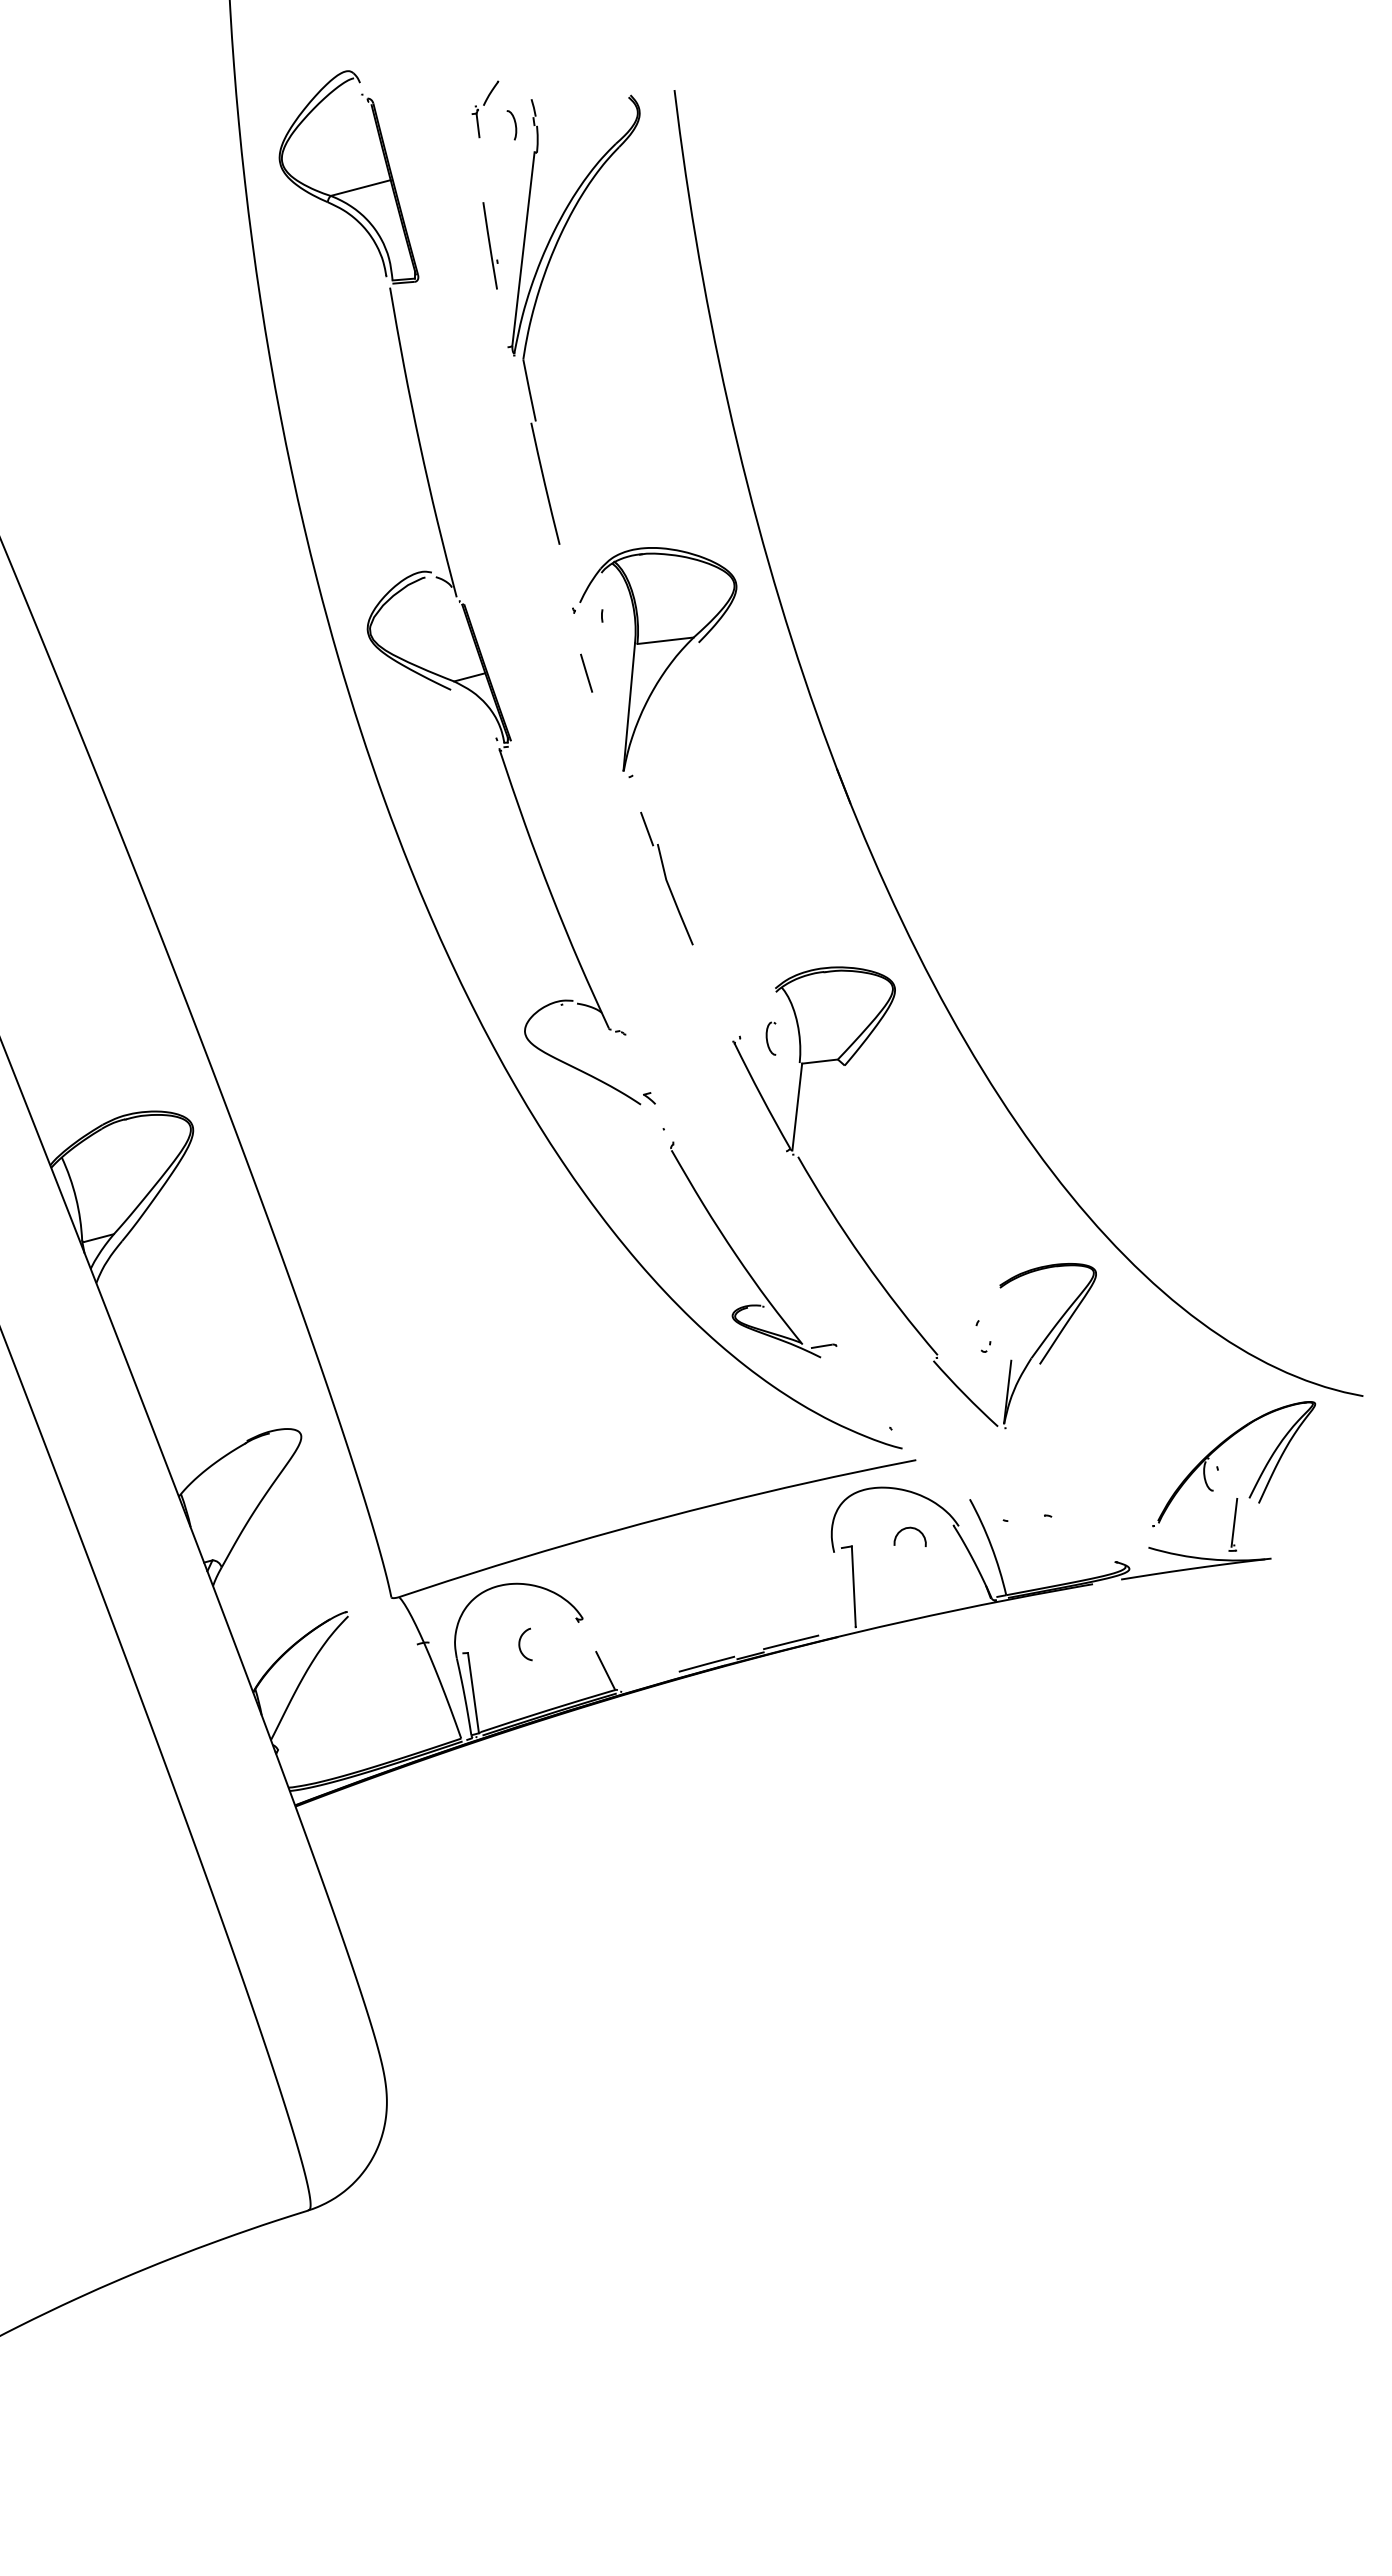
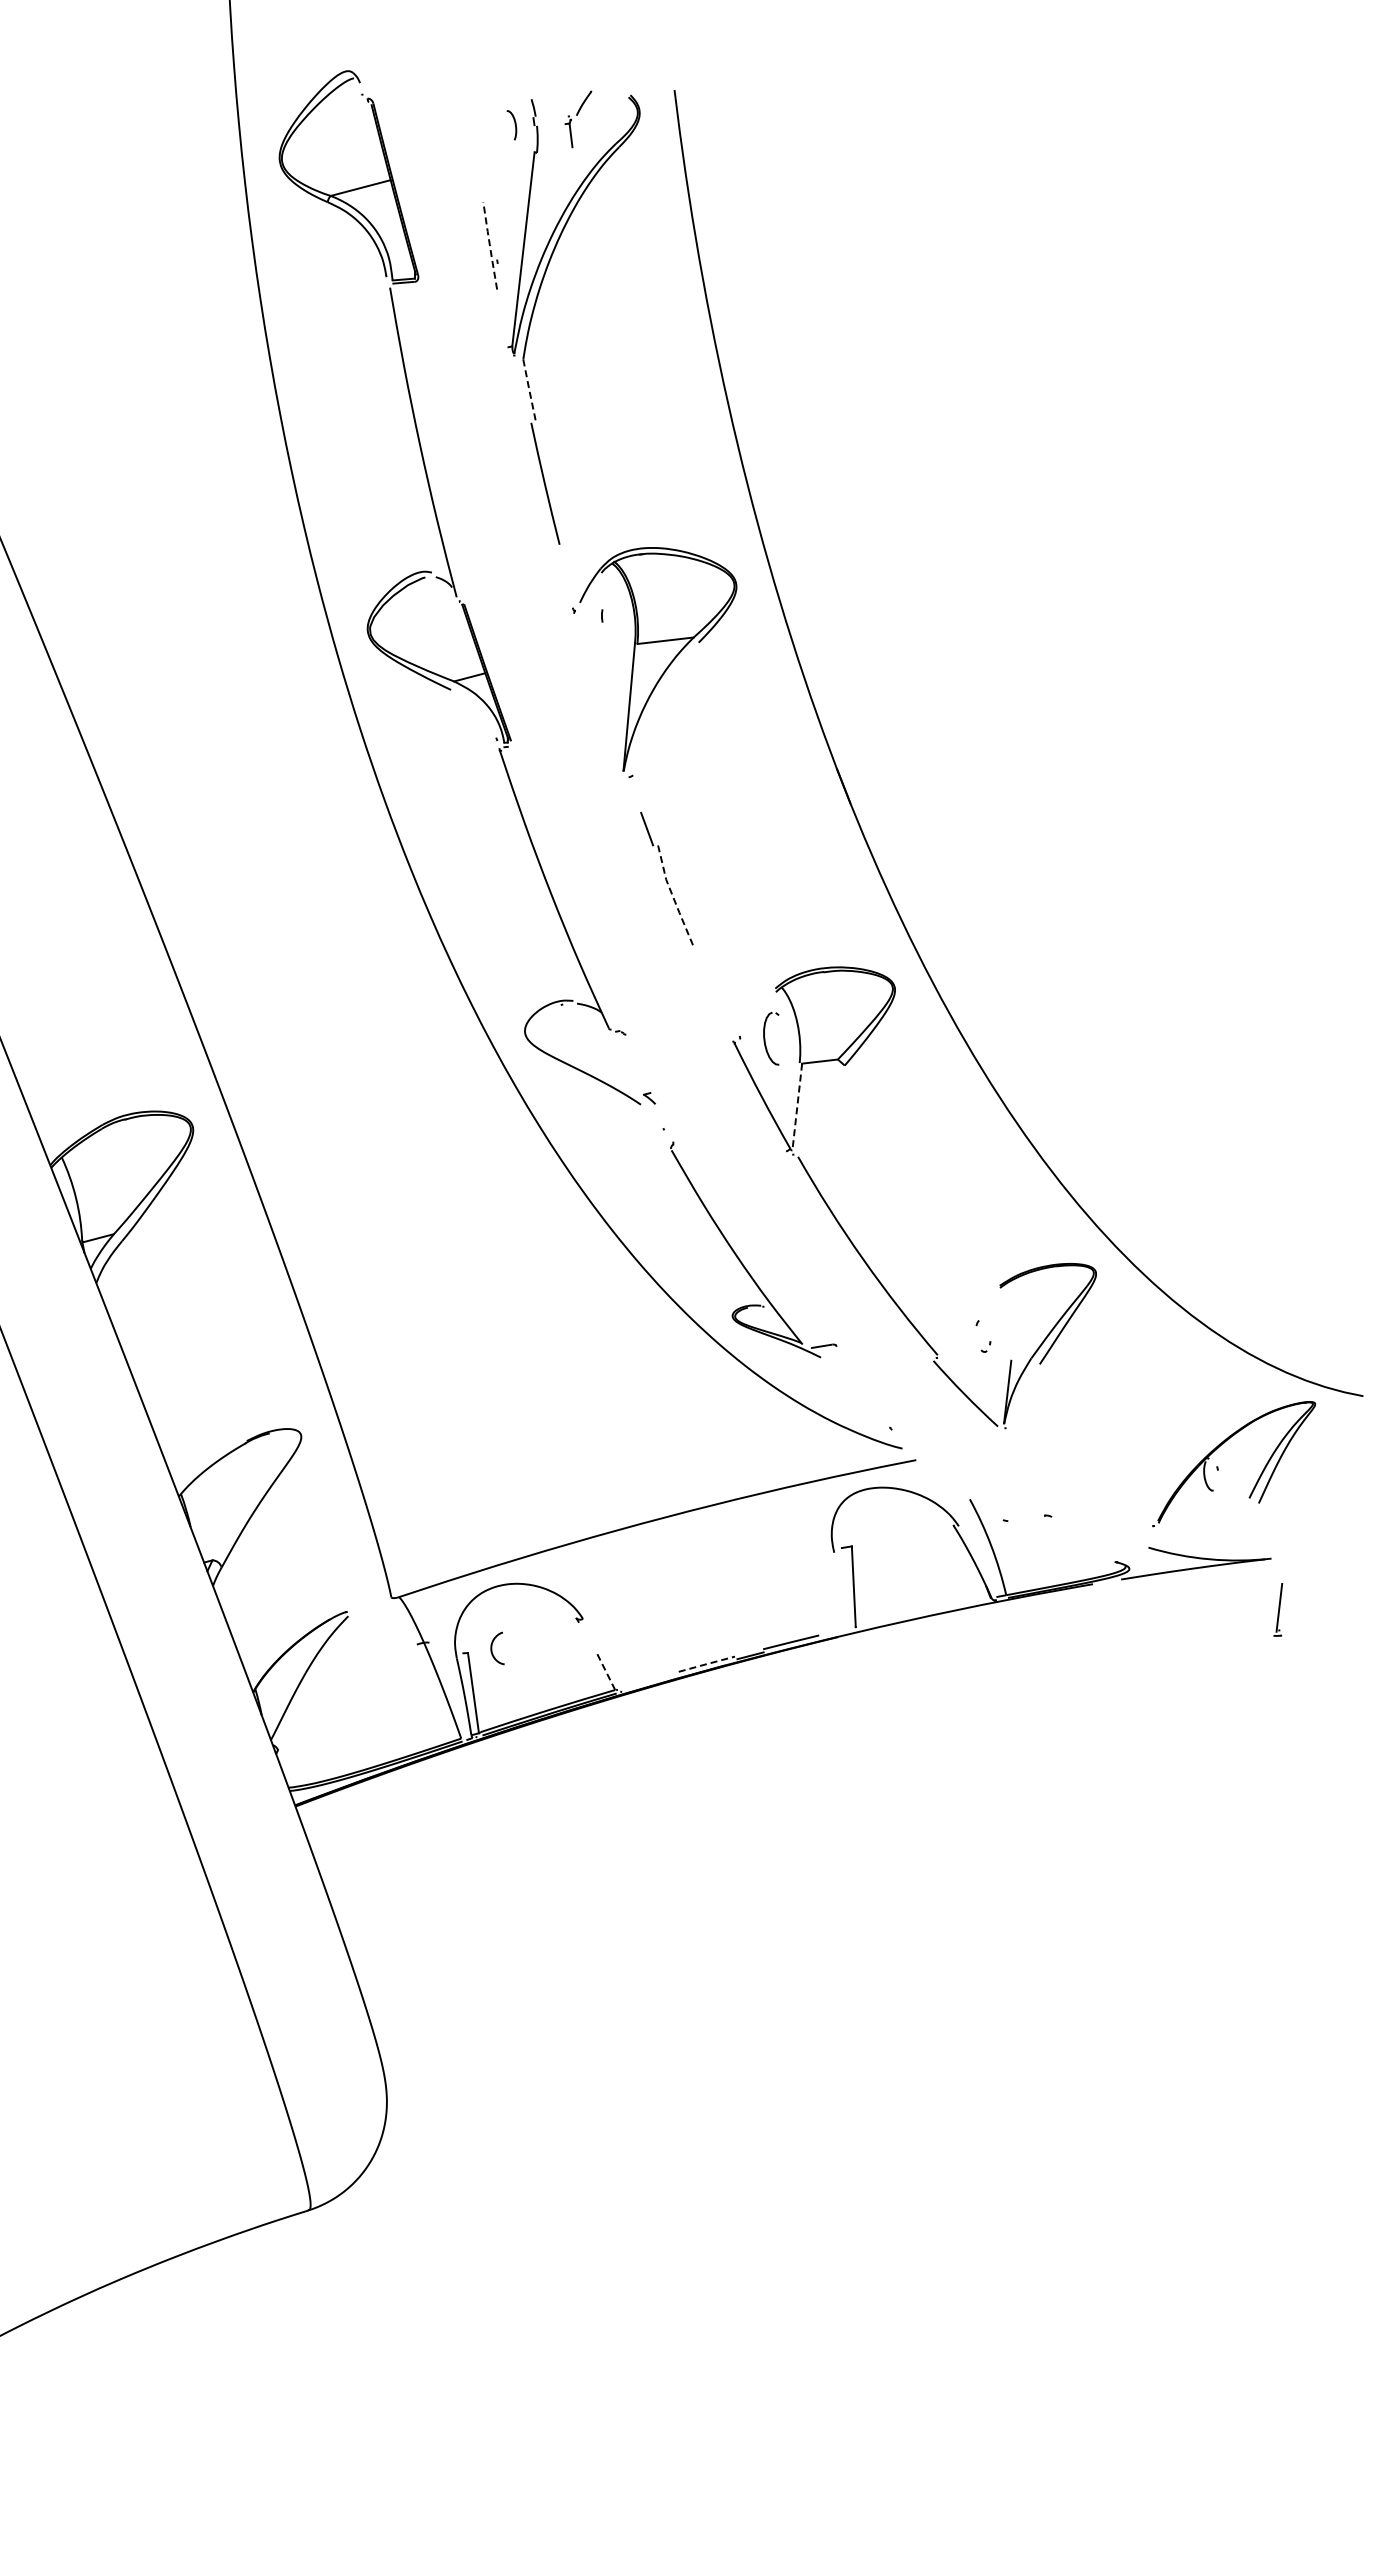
part position: (485, 109) -> (578, 119) (578, 119)
line: solid -> dashed (489, 245)
line: solid -> dashed (529, 390)
line: present -> none (586, 672)
line: solid -> dashed (672, 895)
part size: 12x35 px -> 17x55 px (771, 1038)
line: solid -> dashed (797, 1107)
part position: (1233, 1524) -> (1278, 1609) (1278, 1609)
curve: present -> none (909, 1528)
curve position: (520, 1644) -> (492, 1648) (492, 1648)
line: solid -> dashed (706, 1664)
line: solid -> dashed (605, 1670)
